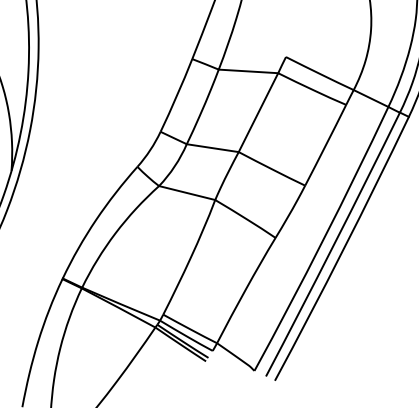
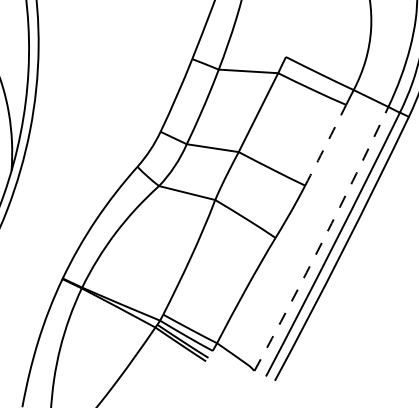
arc: solid -> dashed (325, 145)
arc: solid -> dashed (323, 239)
